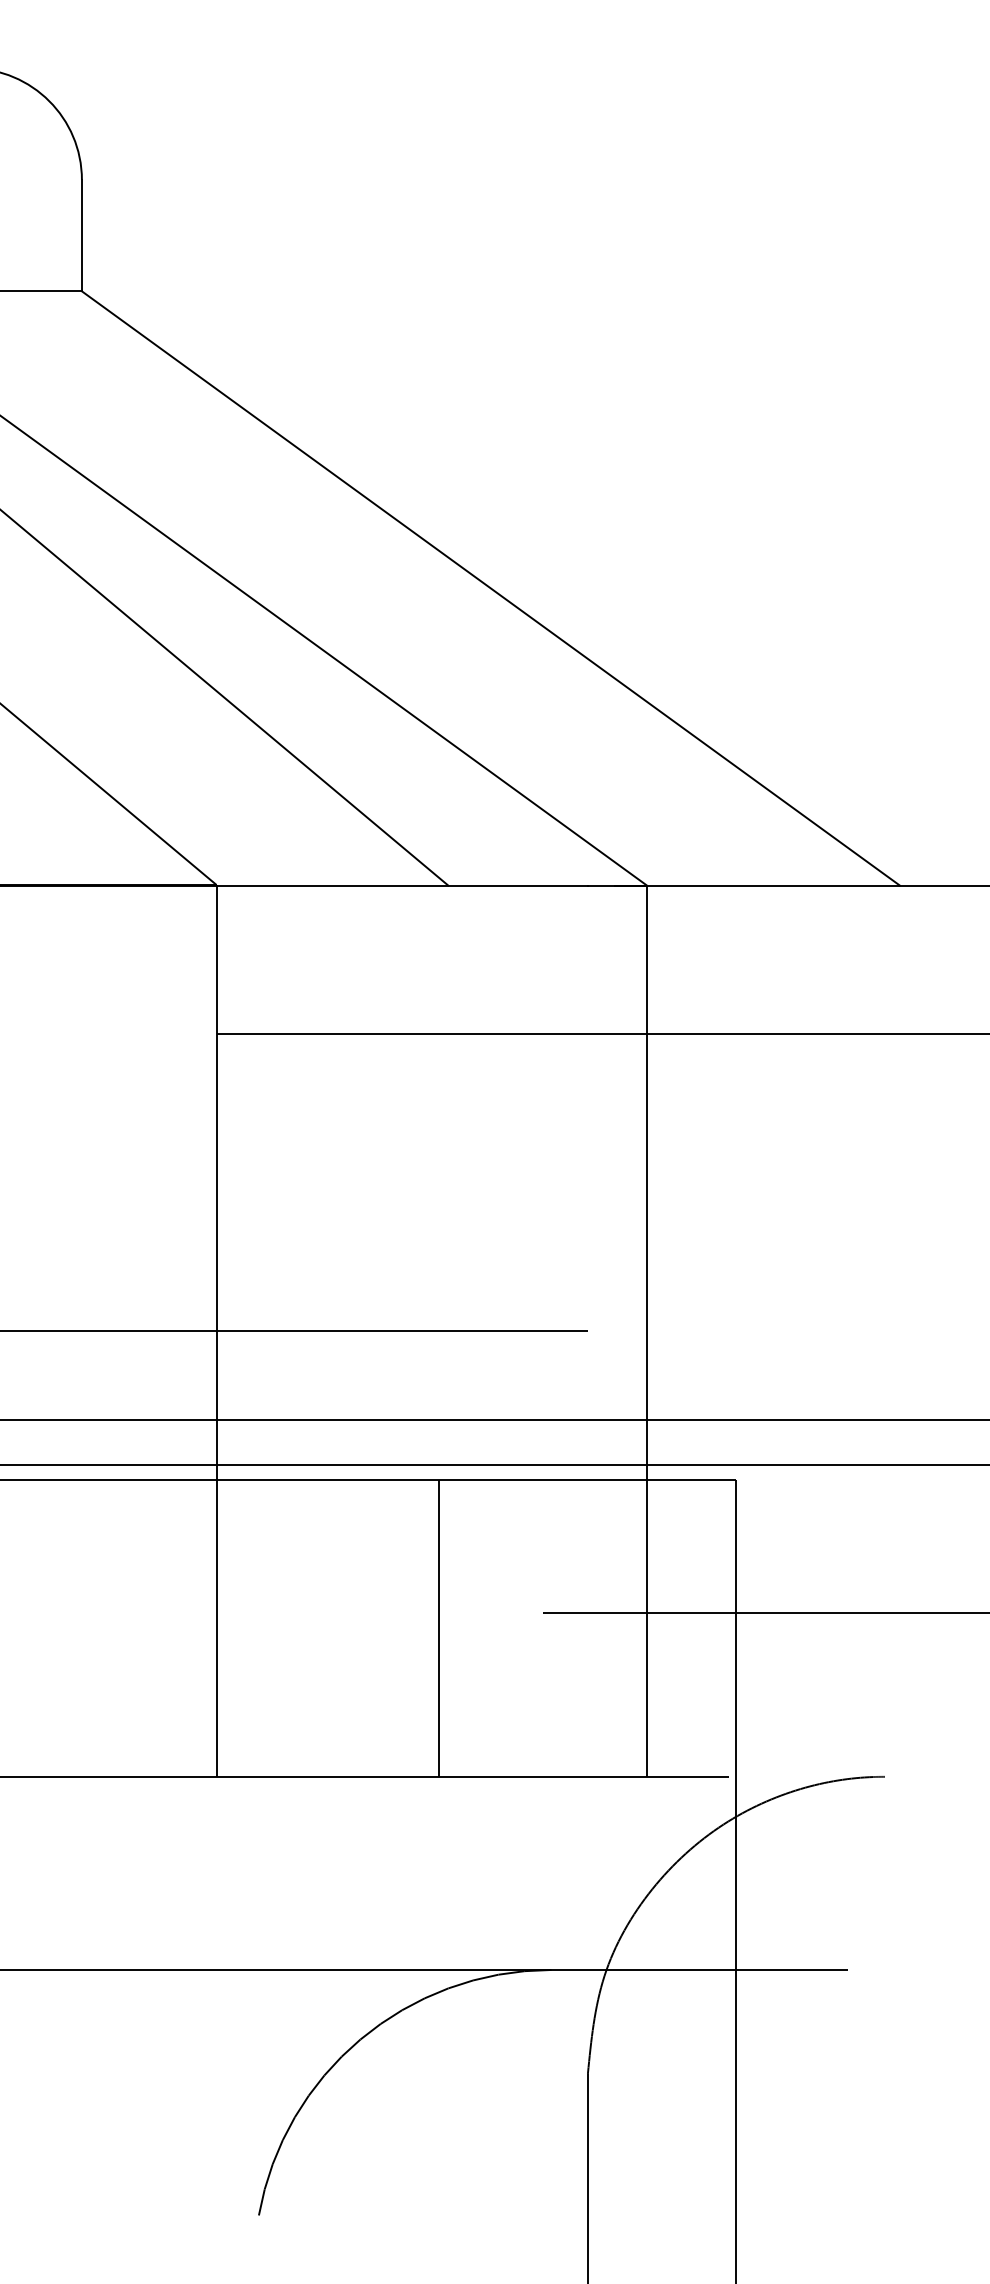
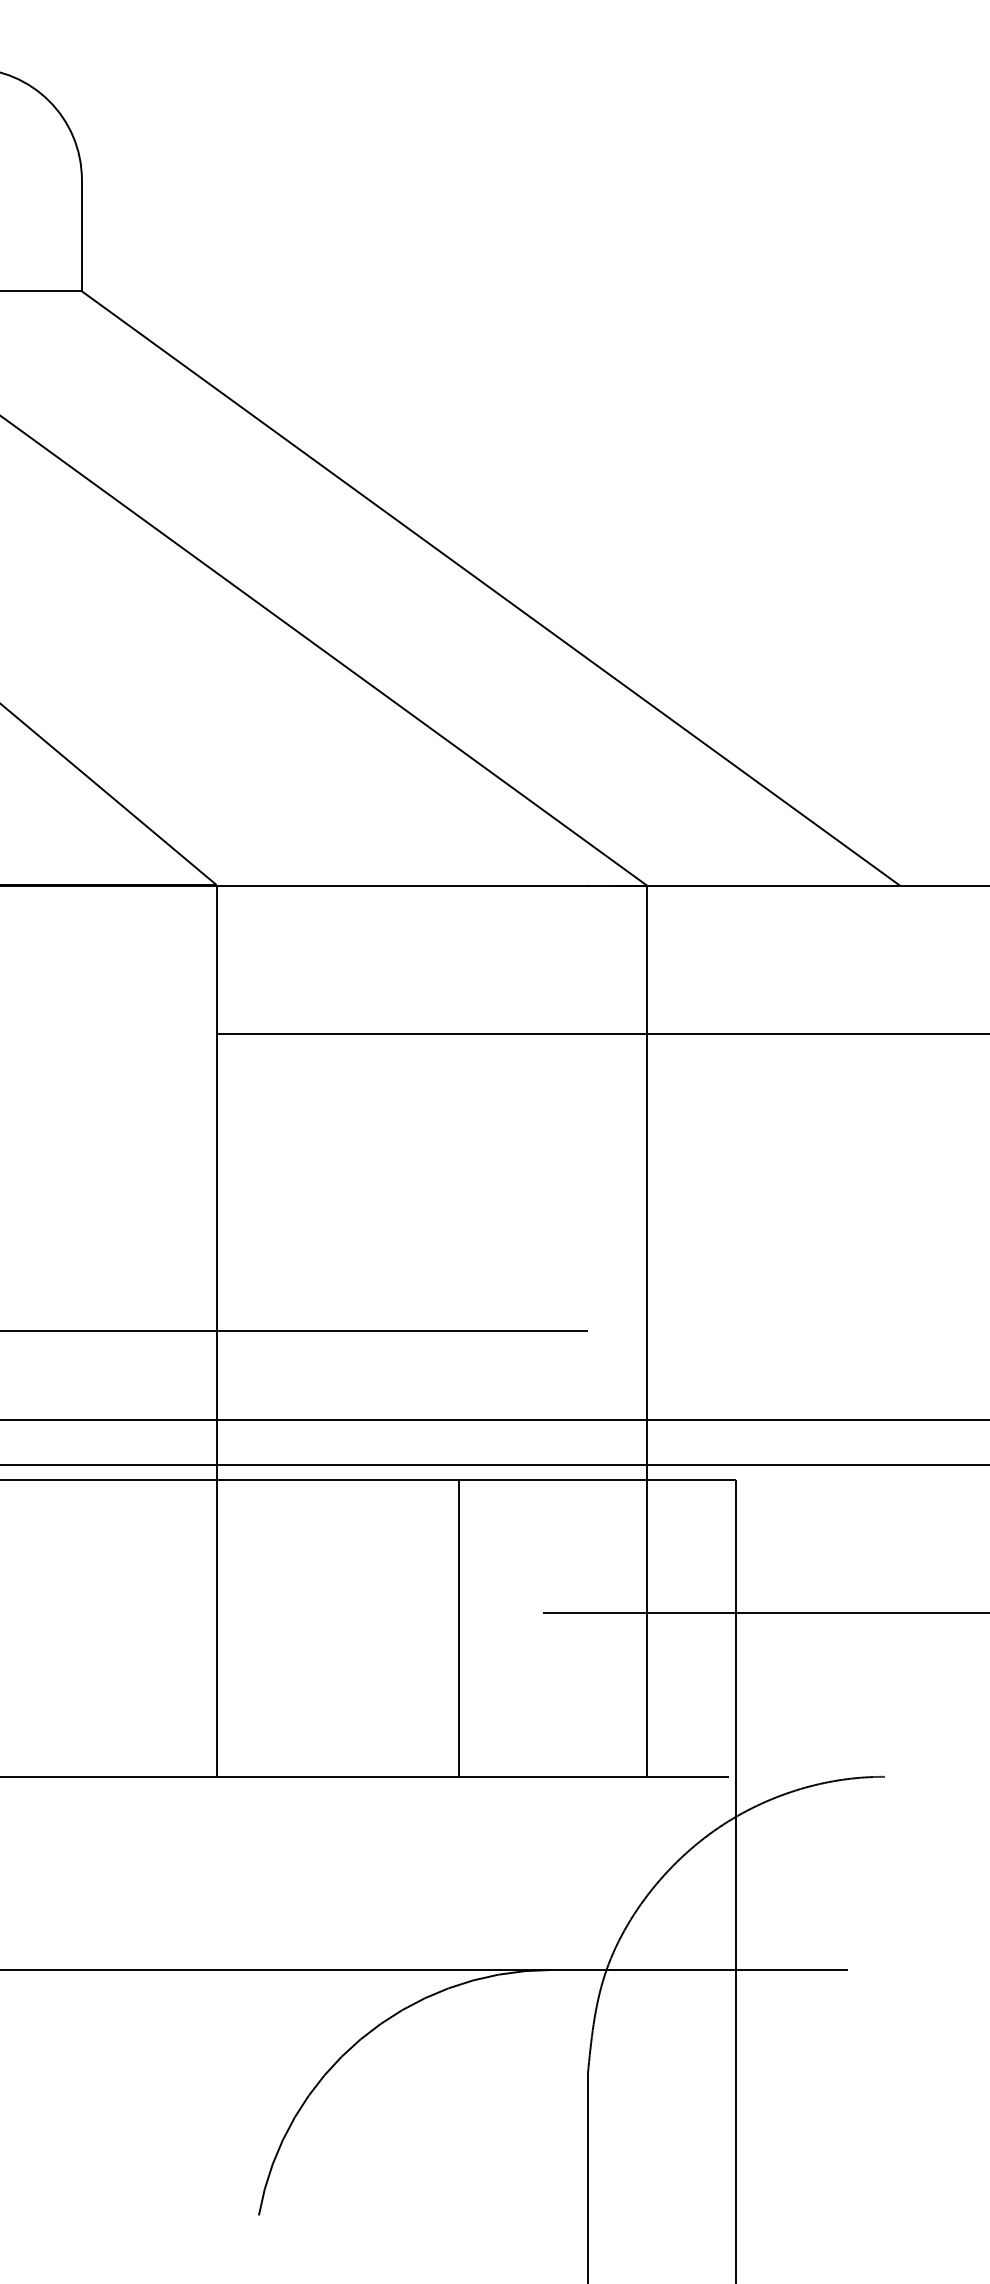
line: present -> none (225, 698)
line position: (439, 1627) -> (459, 1627) (459, 1627)
